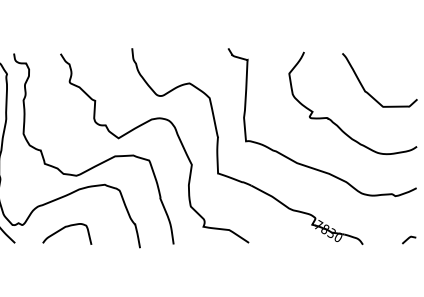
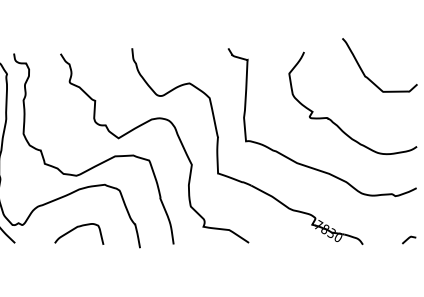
curve position: (367, 91) -> (367, 76) (367, 76)
curve position: (63, 229) -> (75, 229) (75, 229)
